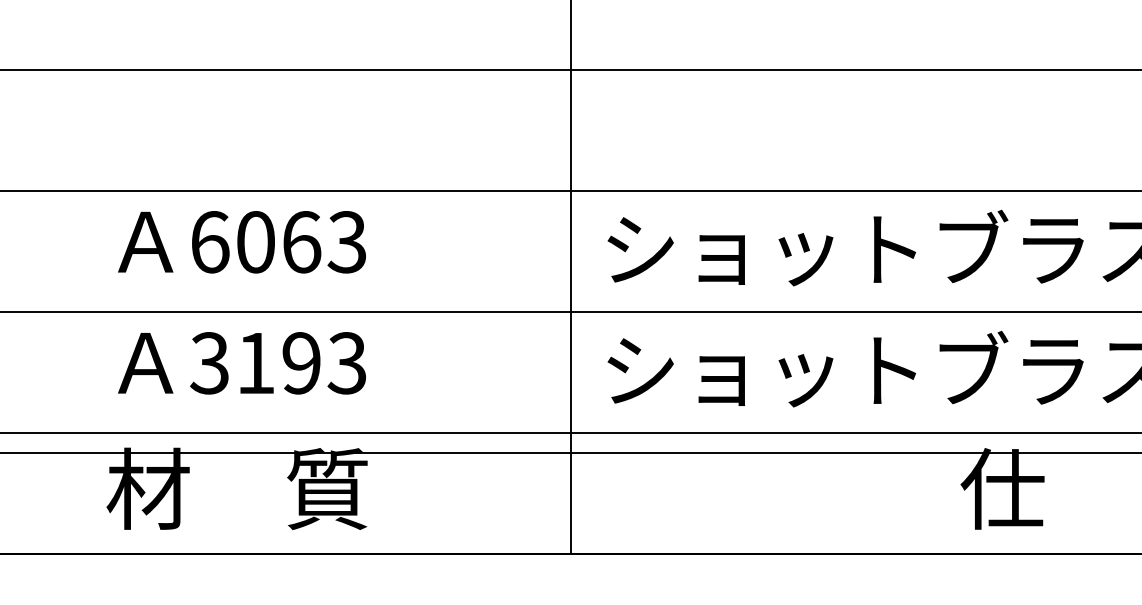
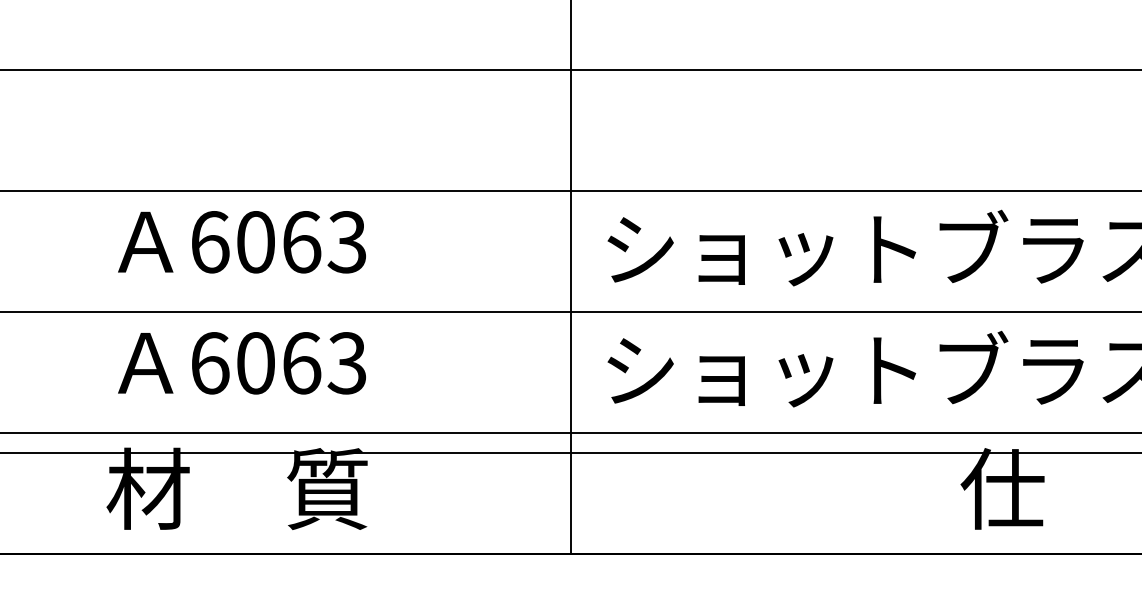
text: 3193 -> 6063 (255, 363)
